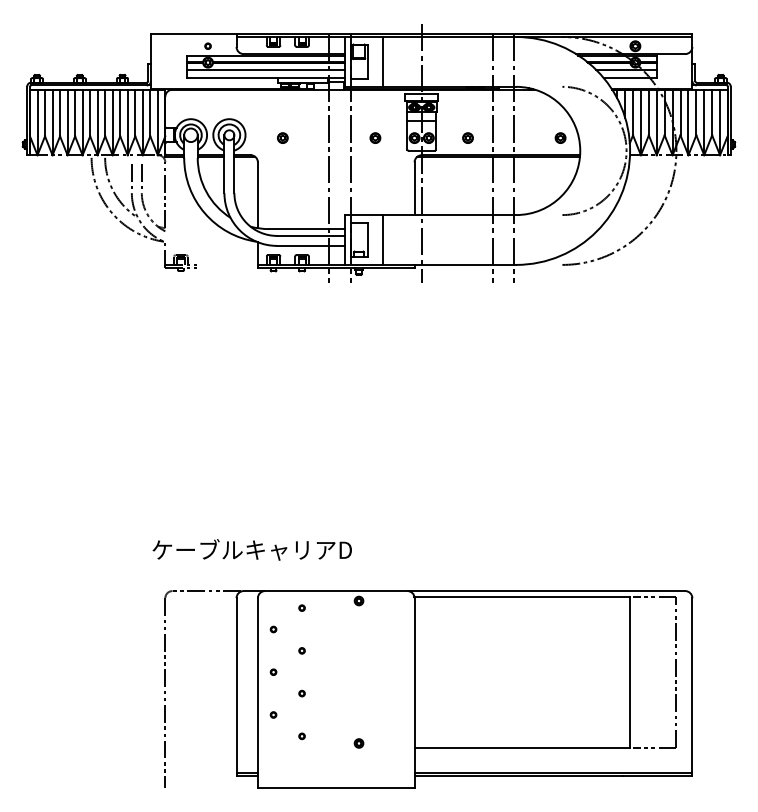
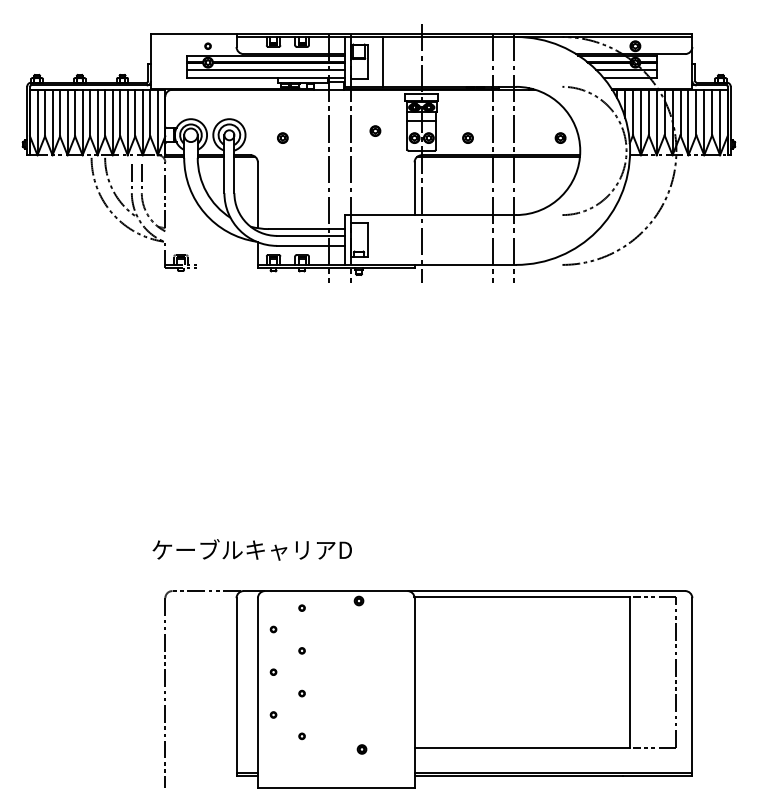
part position: (375, 137) -> (375, 130) (375, 130)
line: present -> none (383, 239)
part position: (358, 743) -> (361, 749) (361, 749)
